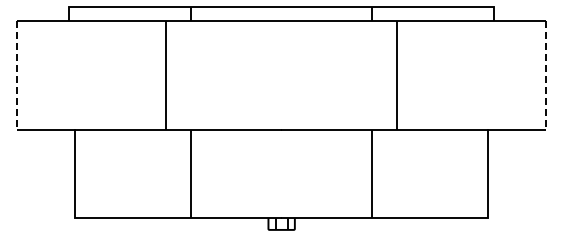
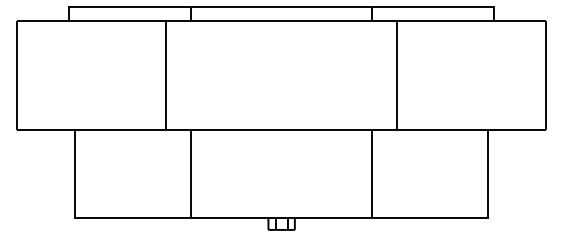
line: dashed -> solid (17, 75)
line: dashed -> solid (545, 75)
